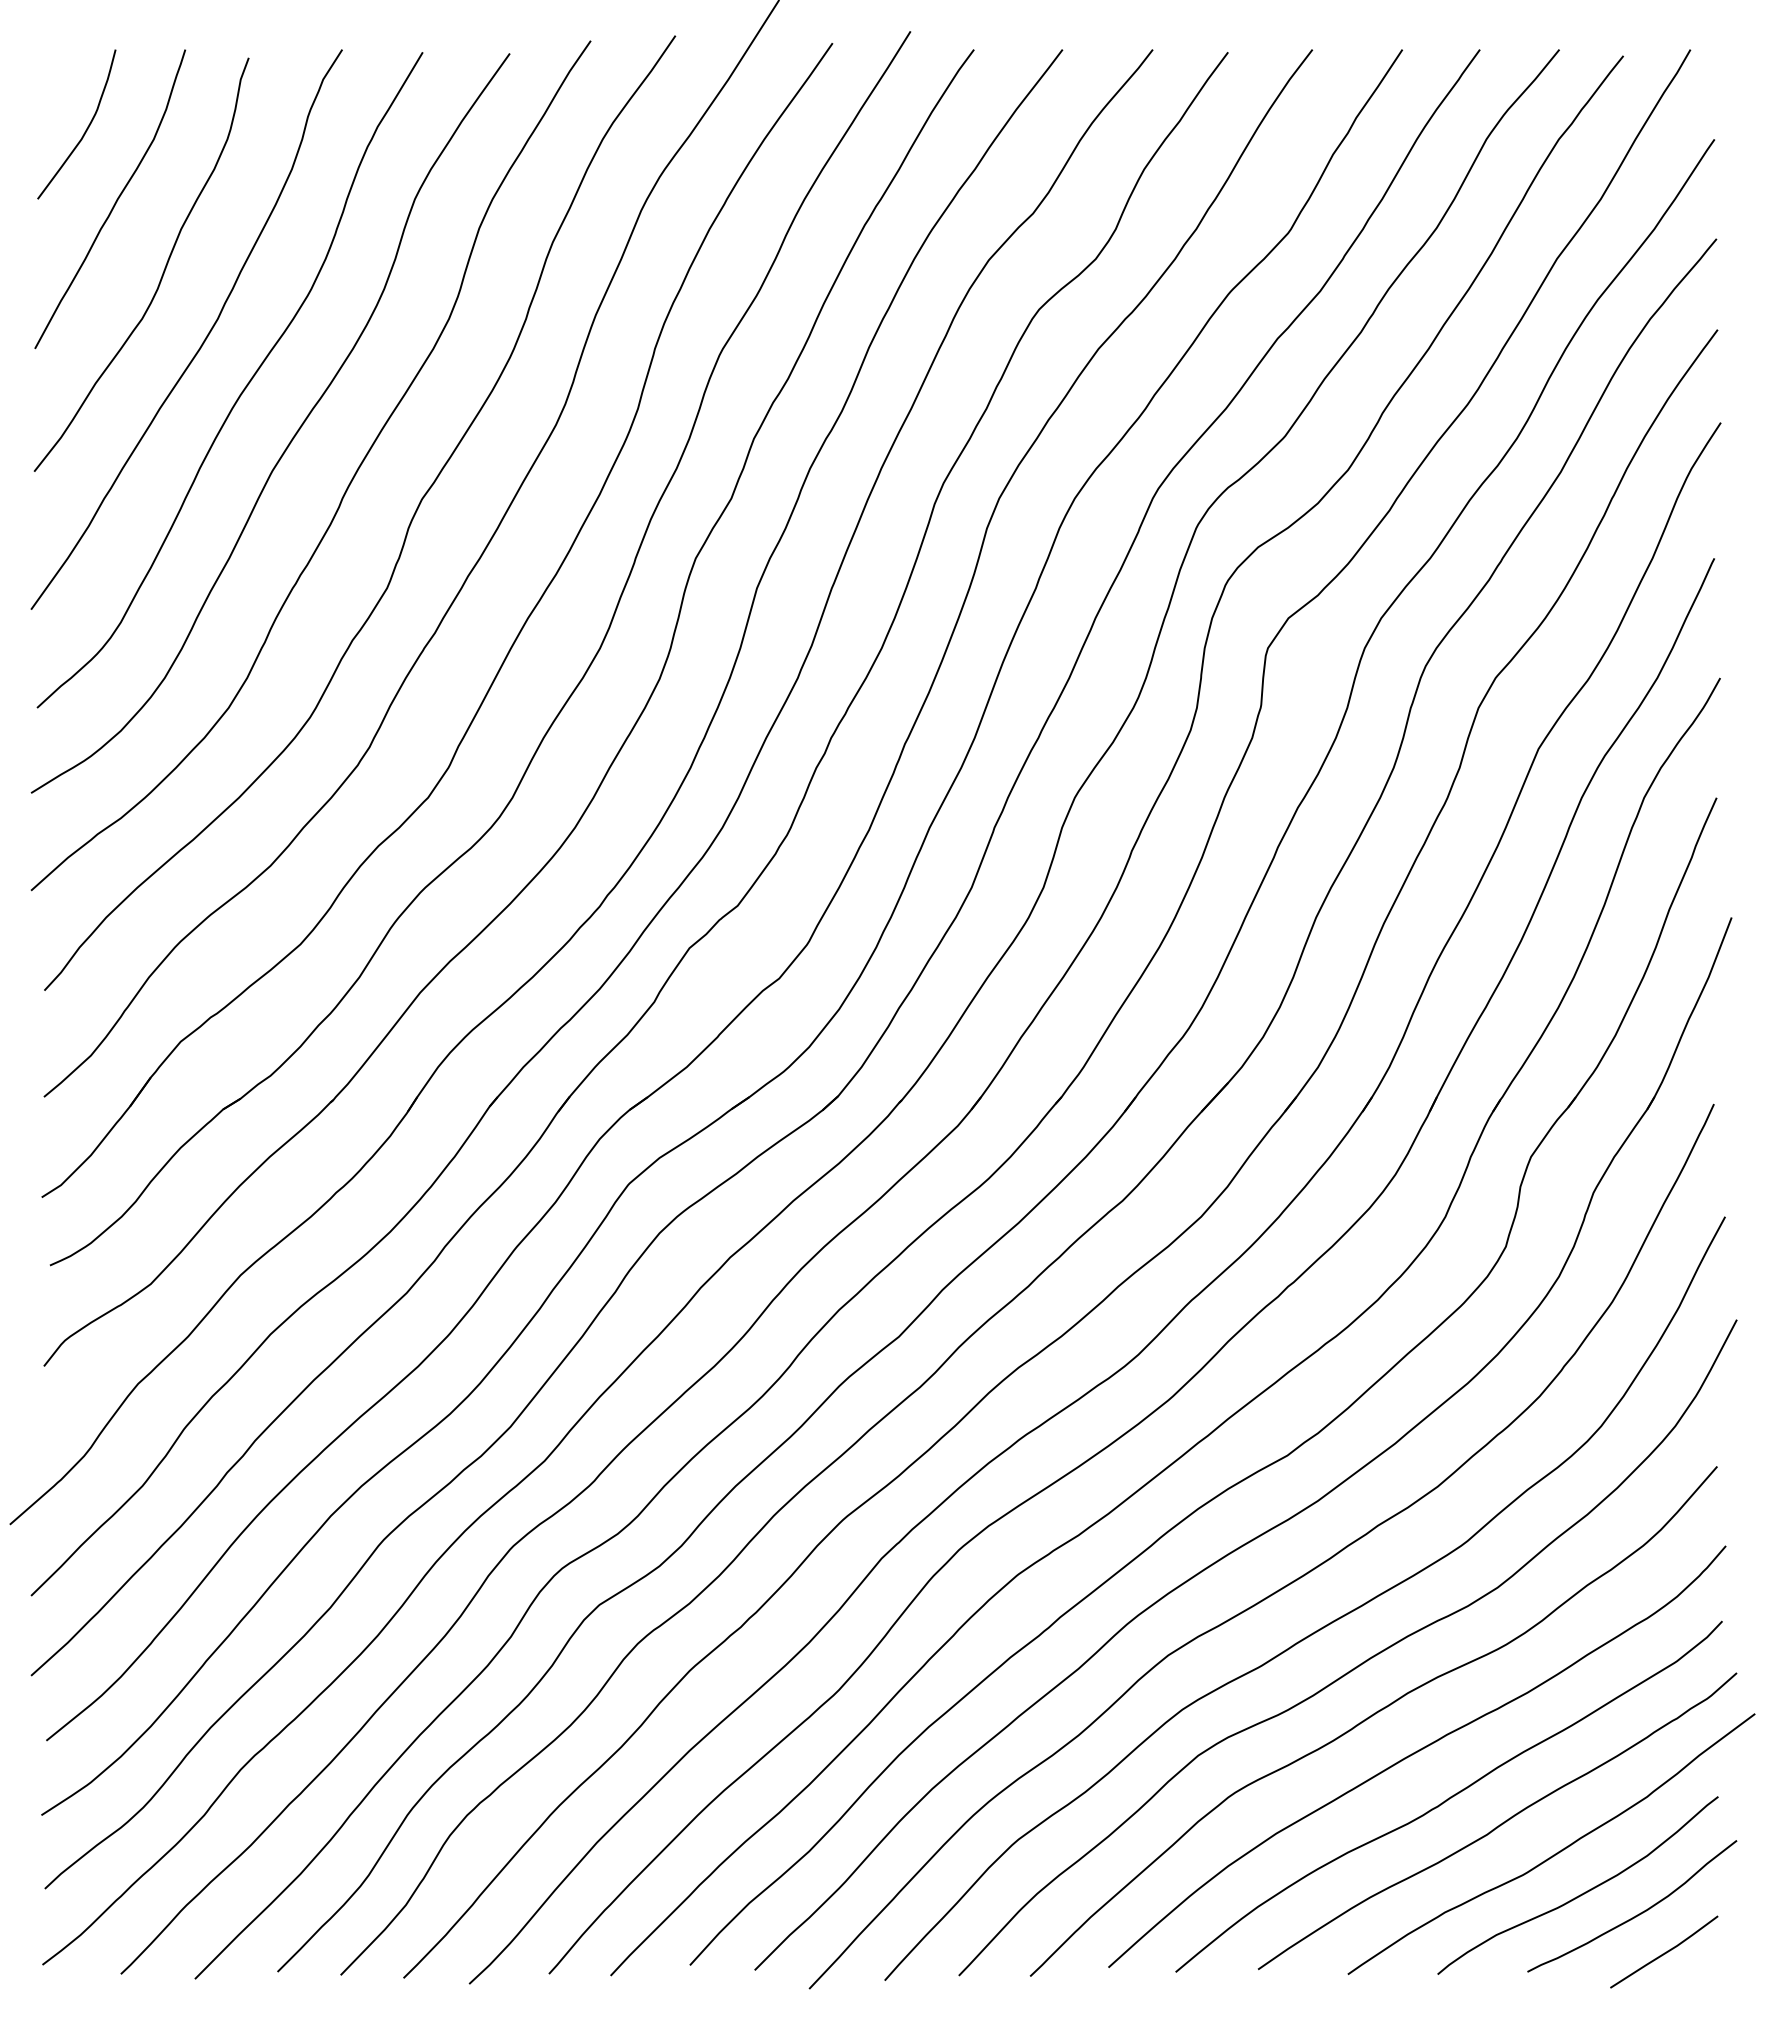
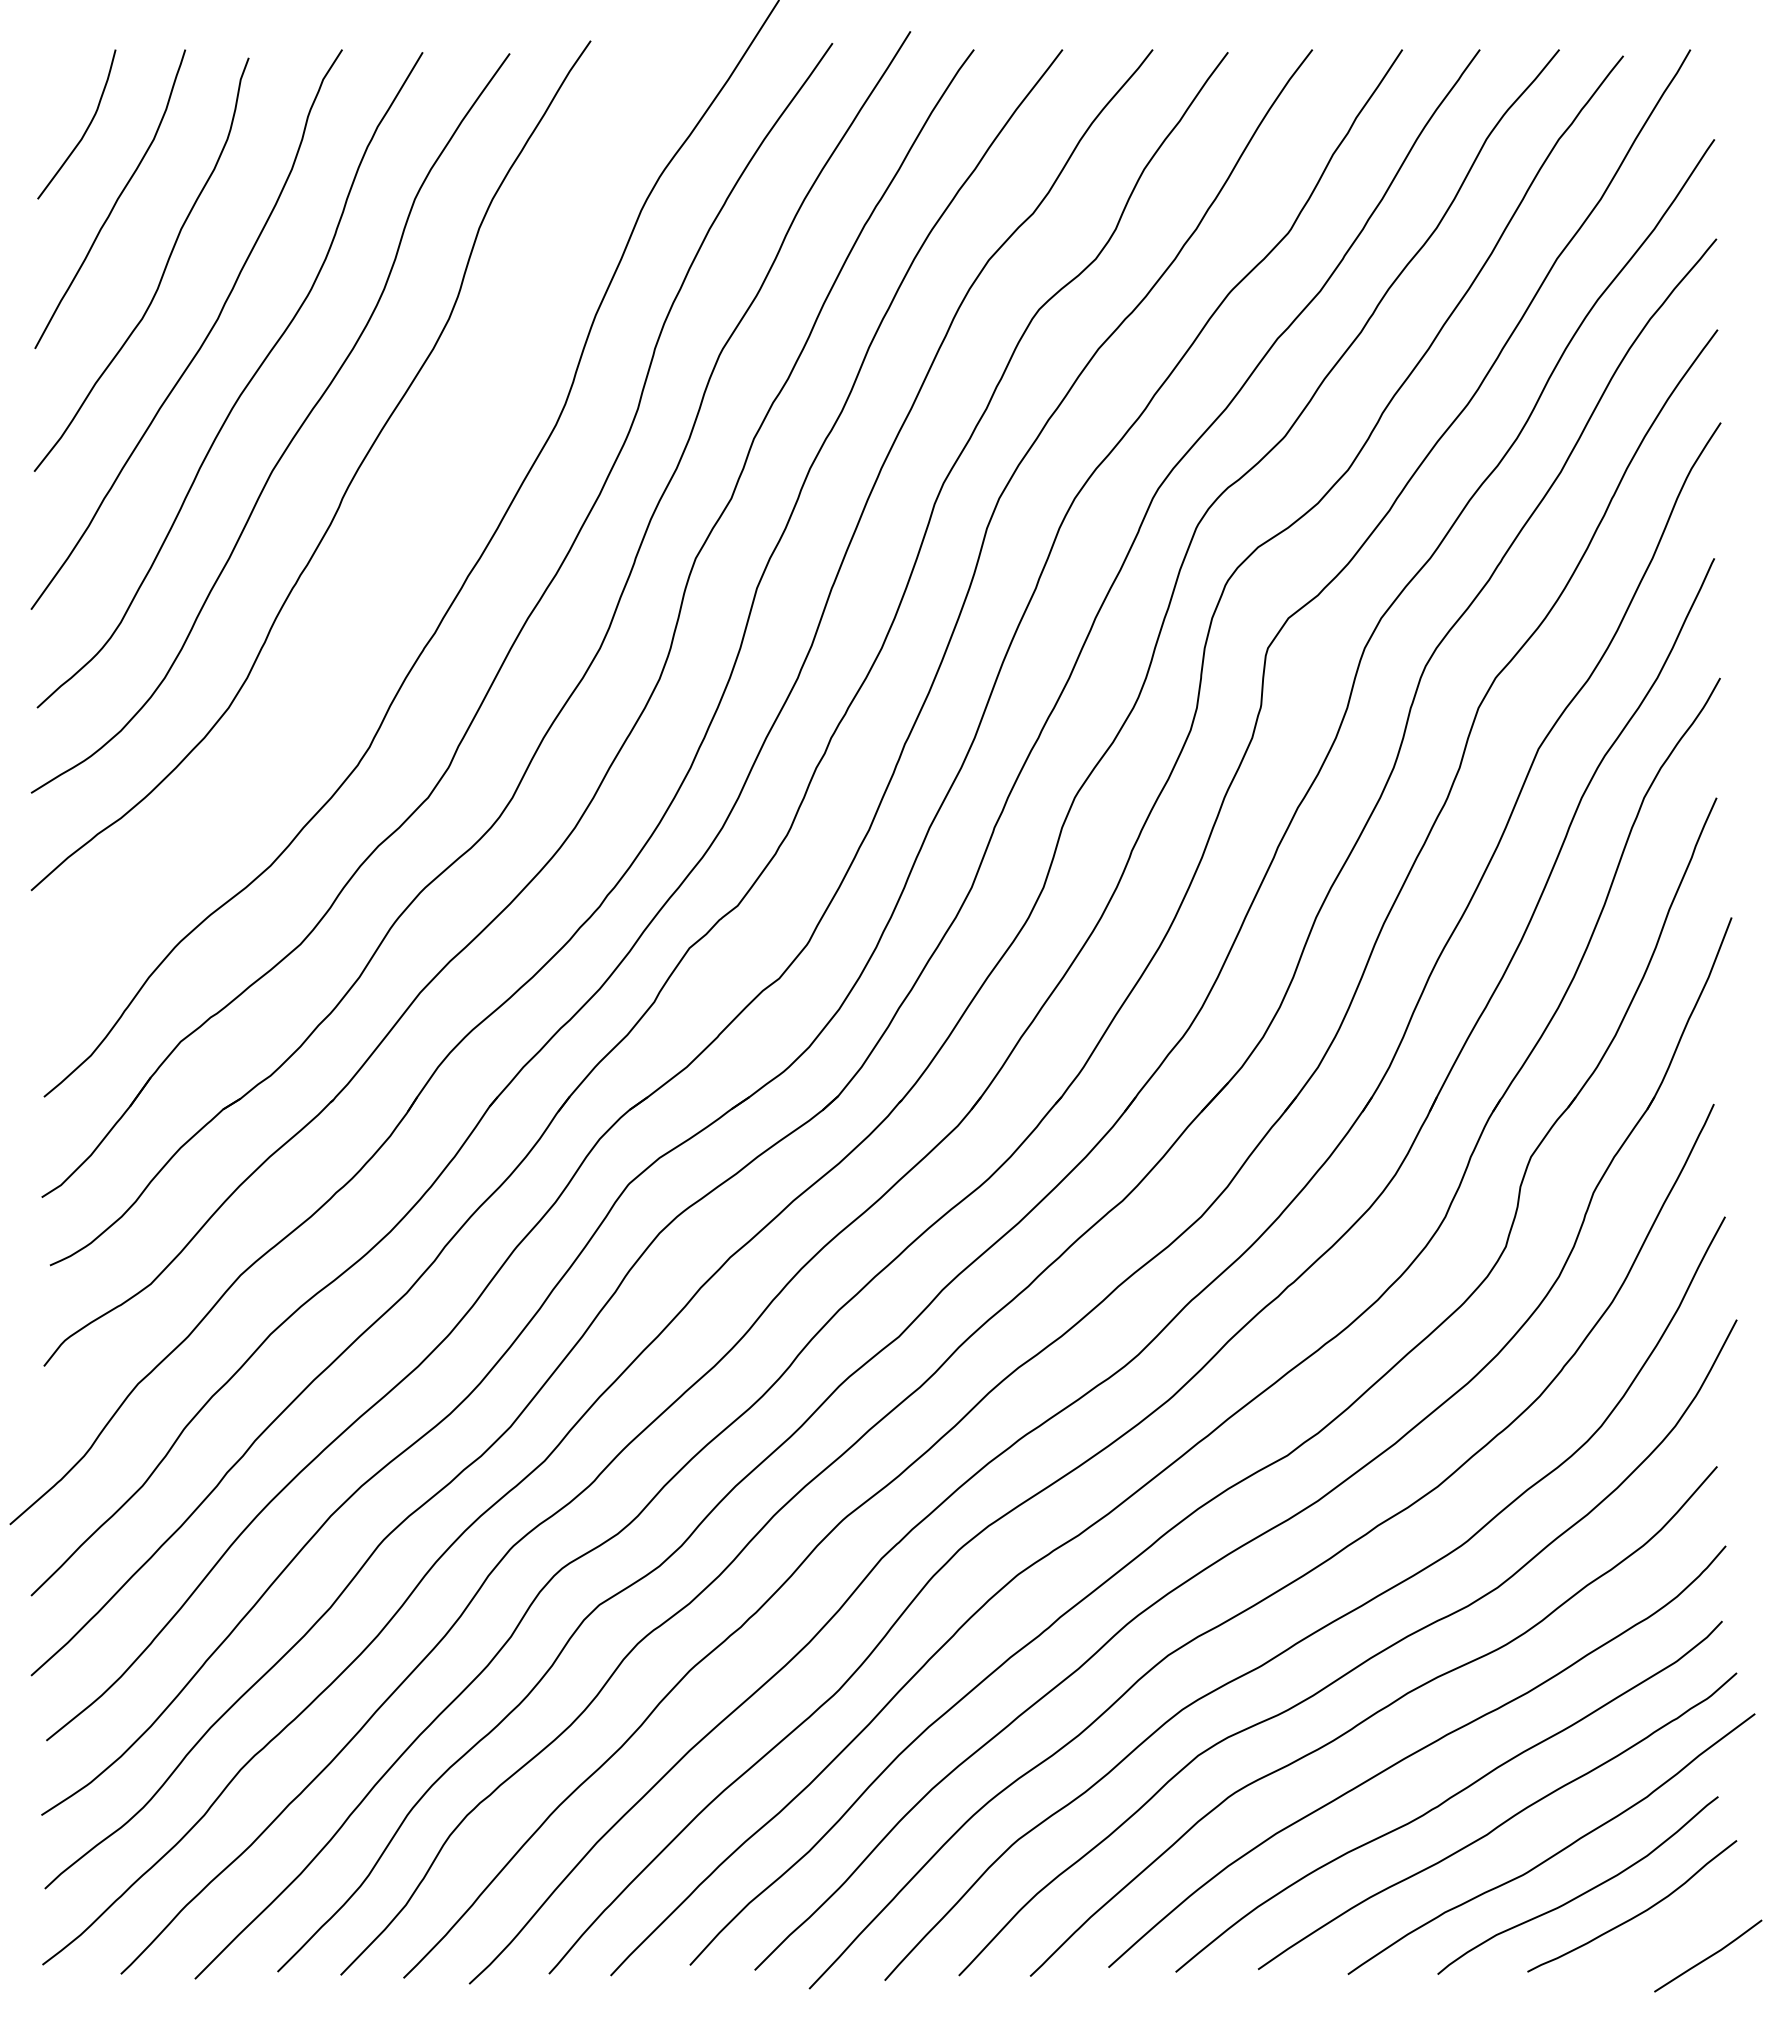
curve: present -> none (407, 527)
line position: (1664, 1952) -> (1708, 1956) (1708, 1956)
